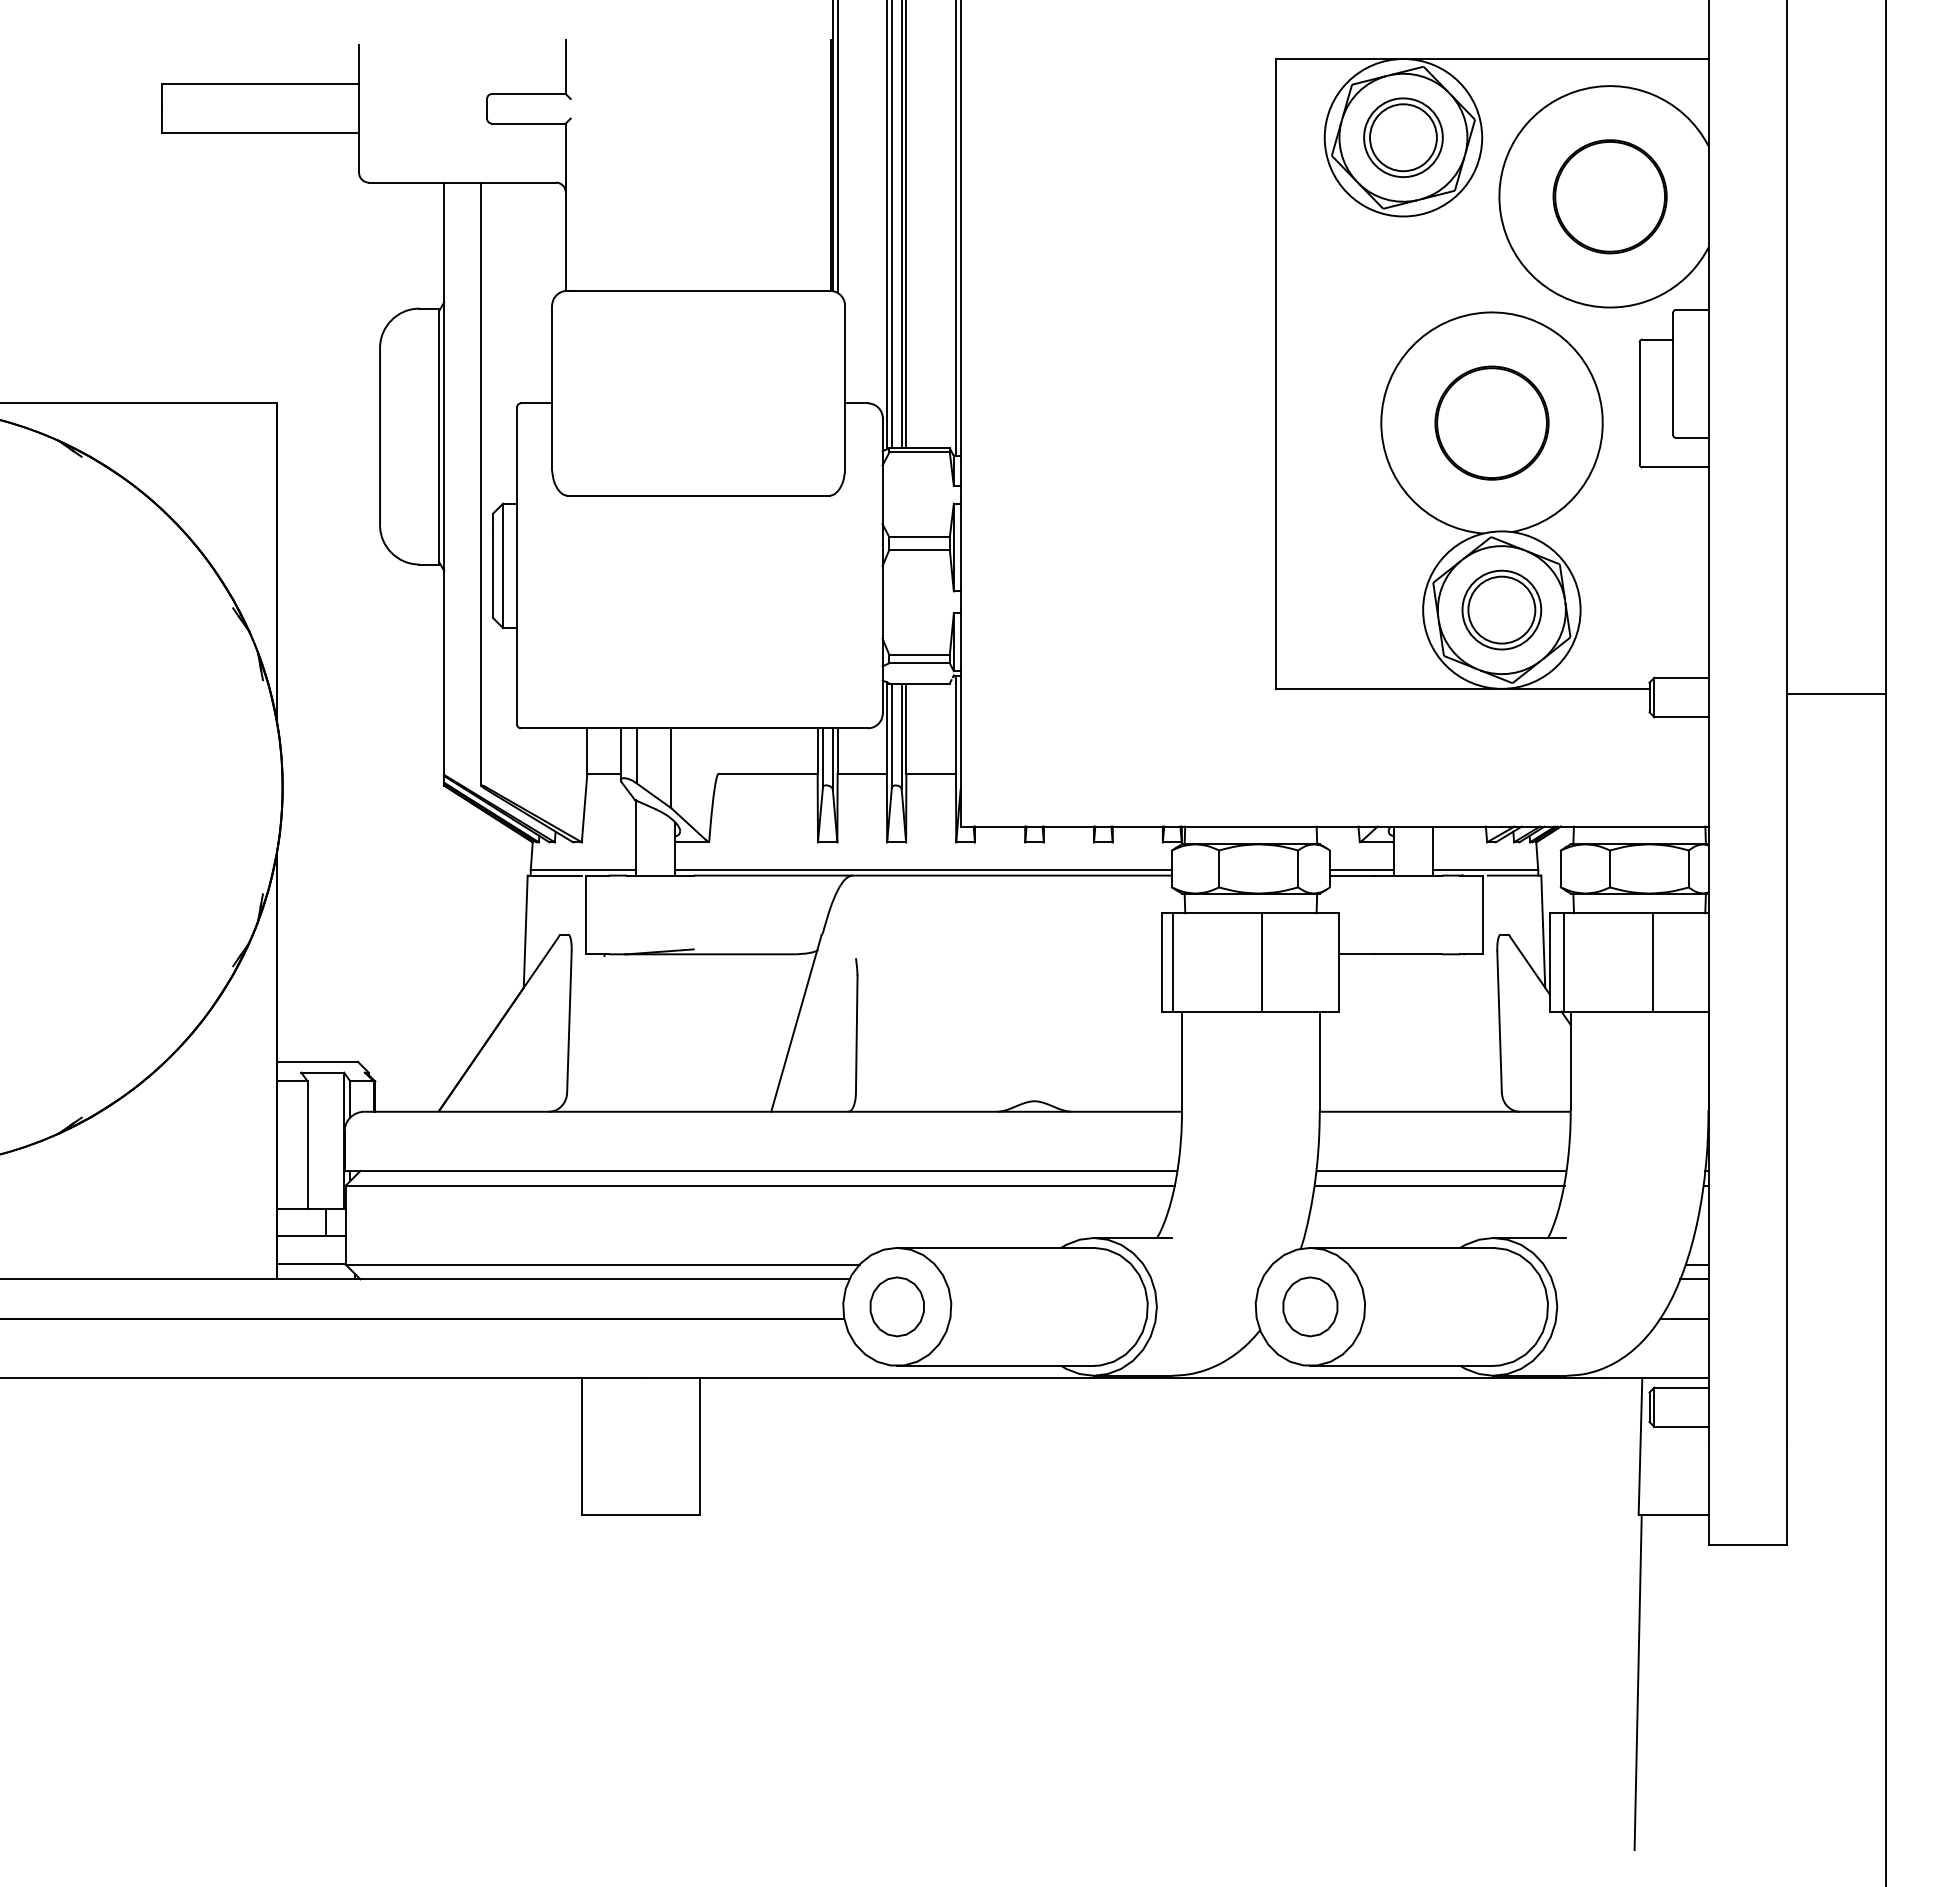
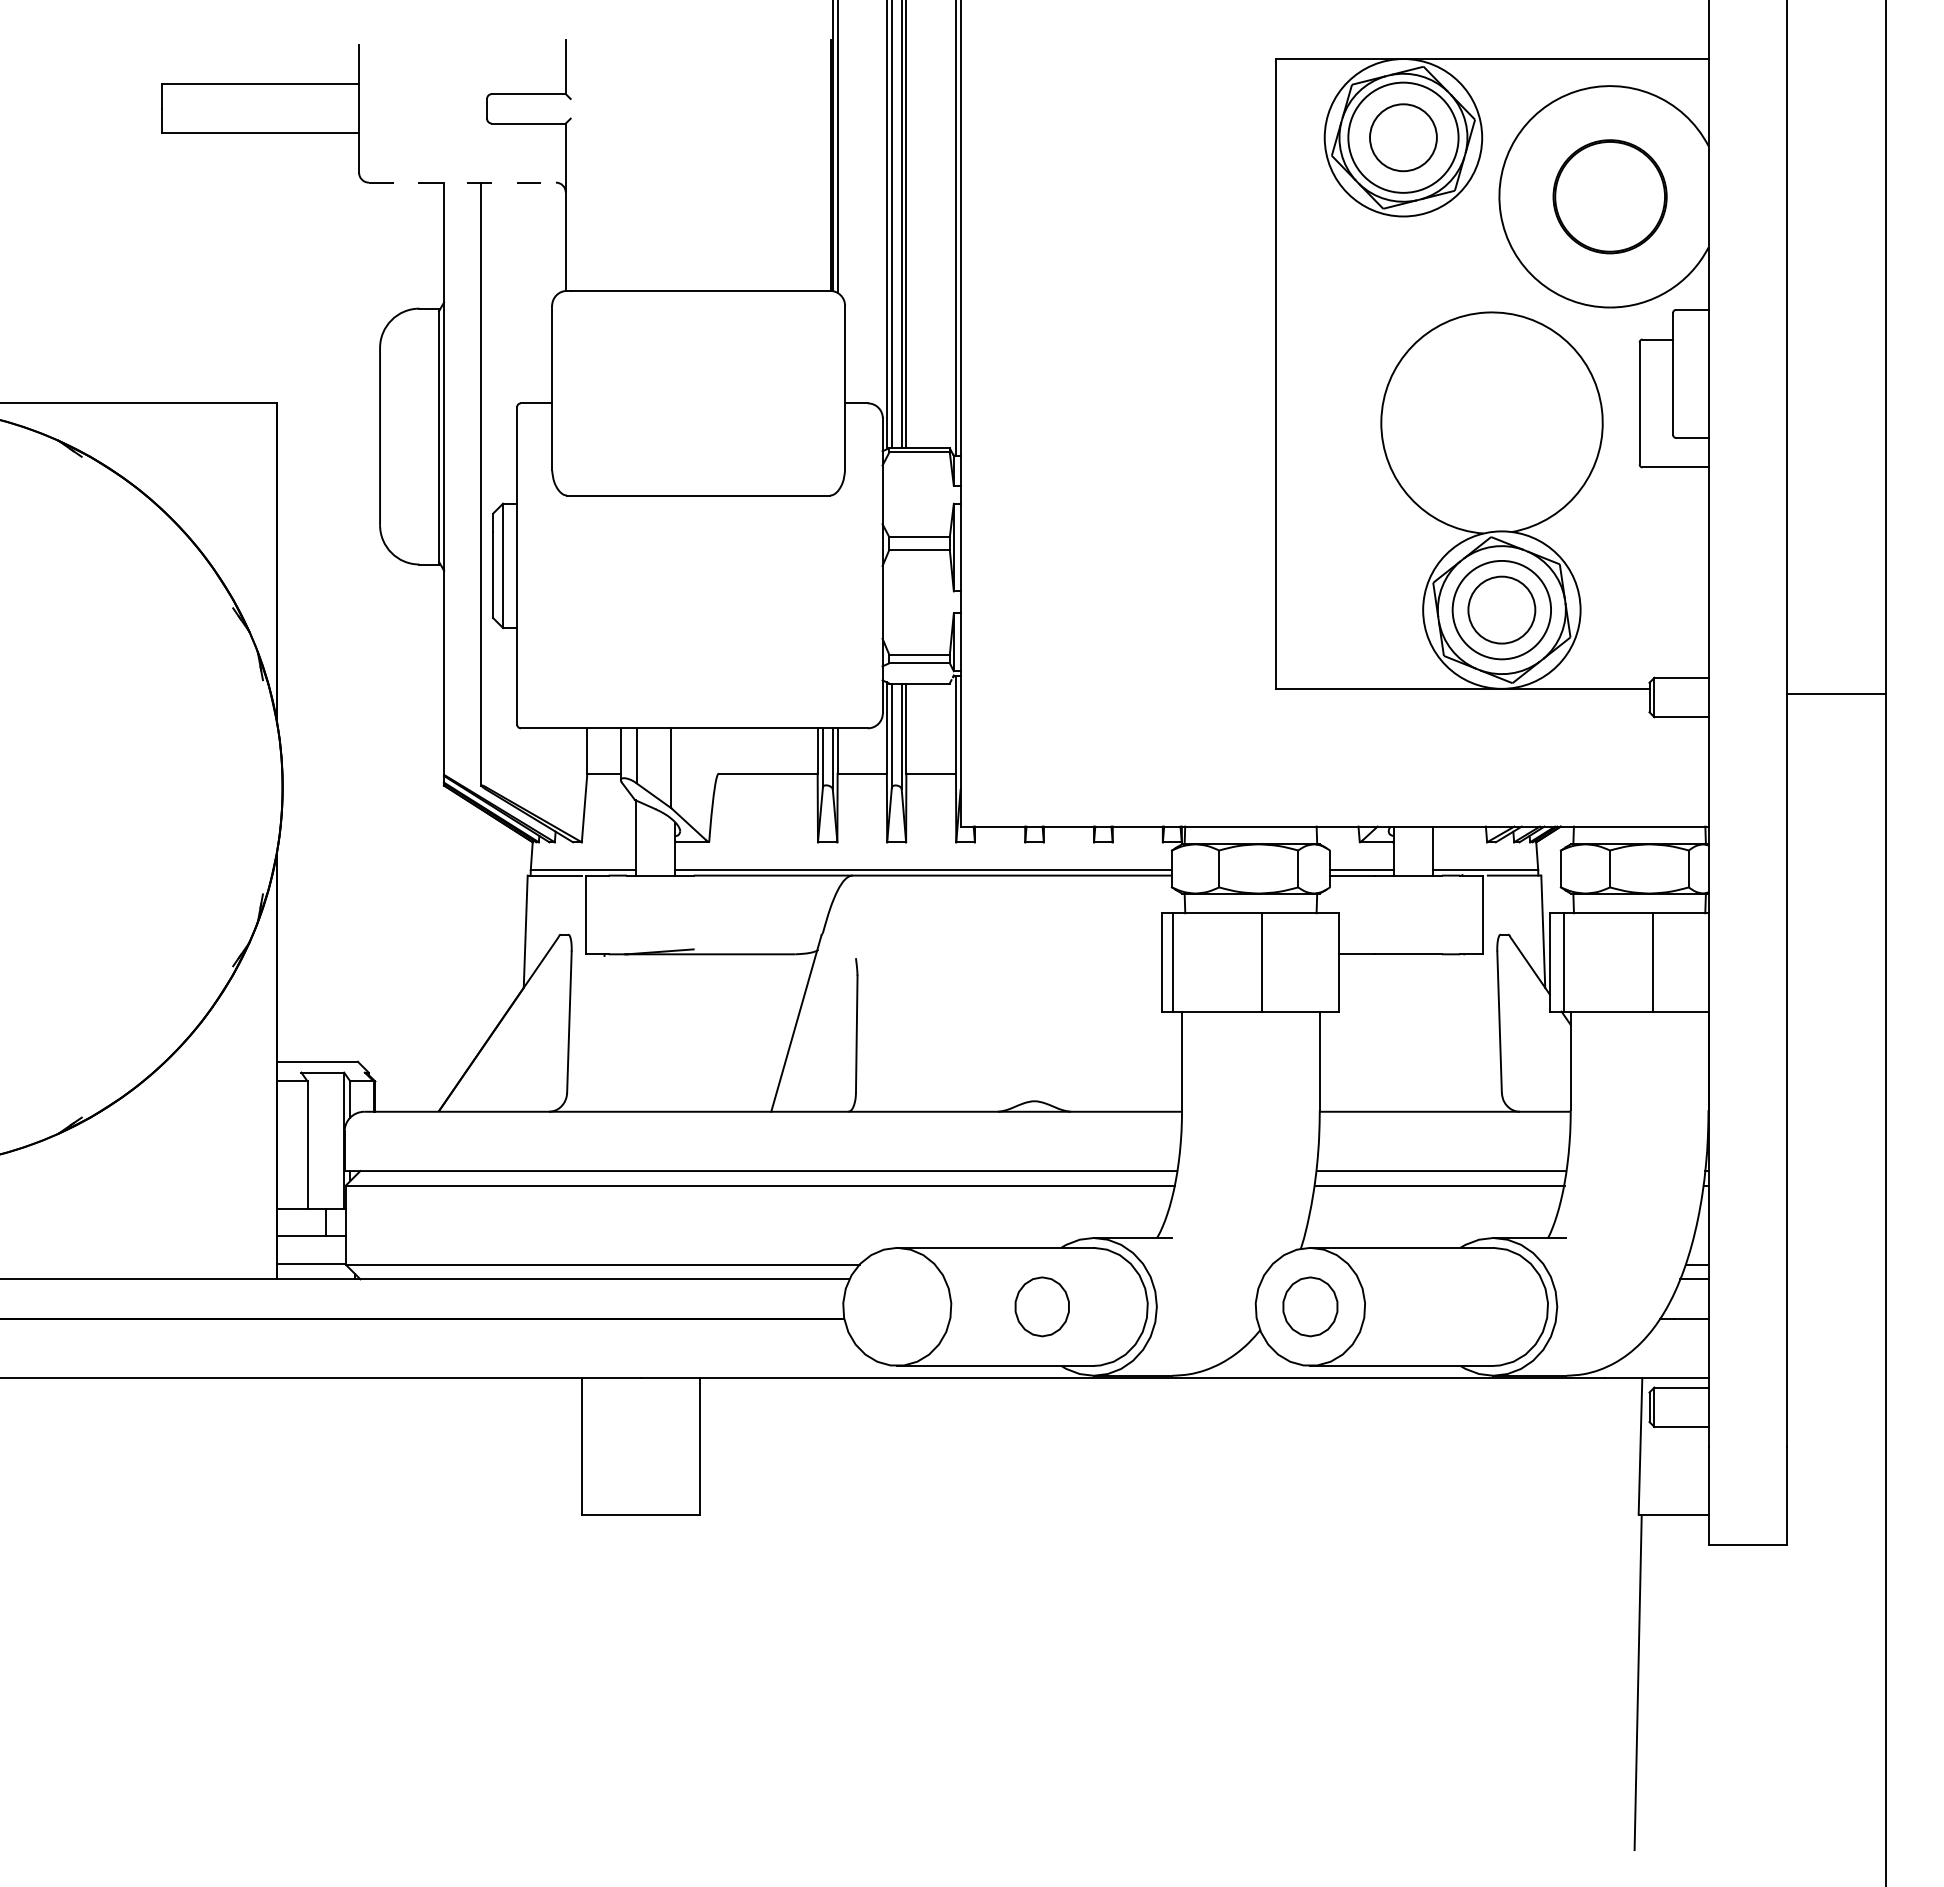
circle diameter: 79 px -> 110 px (1403, 137)
line: solid -> dashed (462, 182)
part: present -> none (1491, 422)
circle diameter: 79 px -> 98 px (1501, 609)
part position: (896, 1306) -> (1041, 1306) (1041, 1306)
